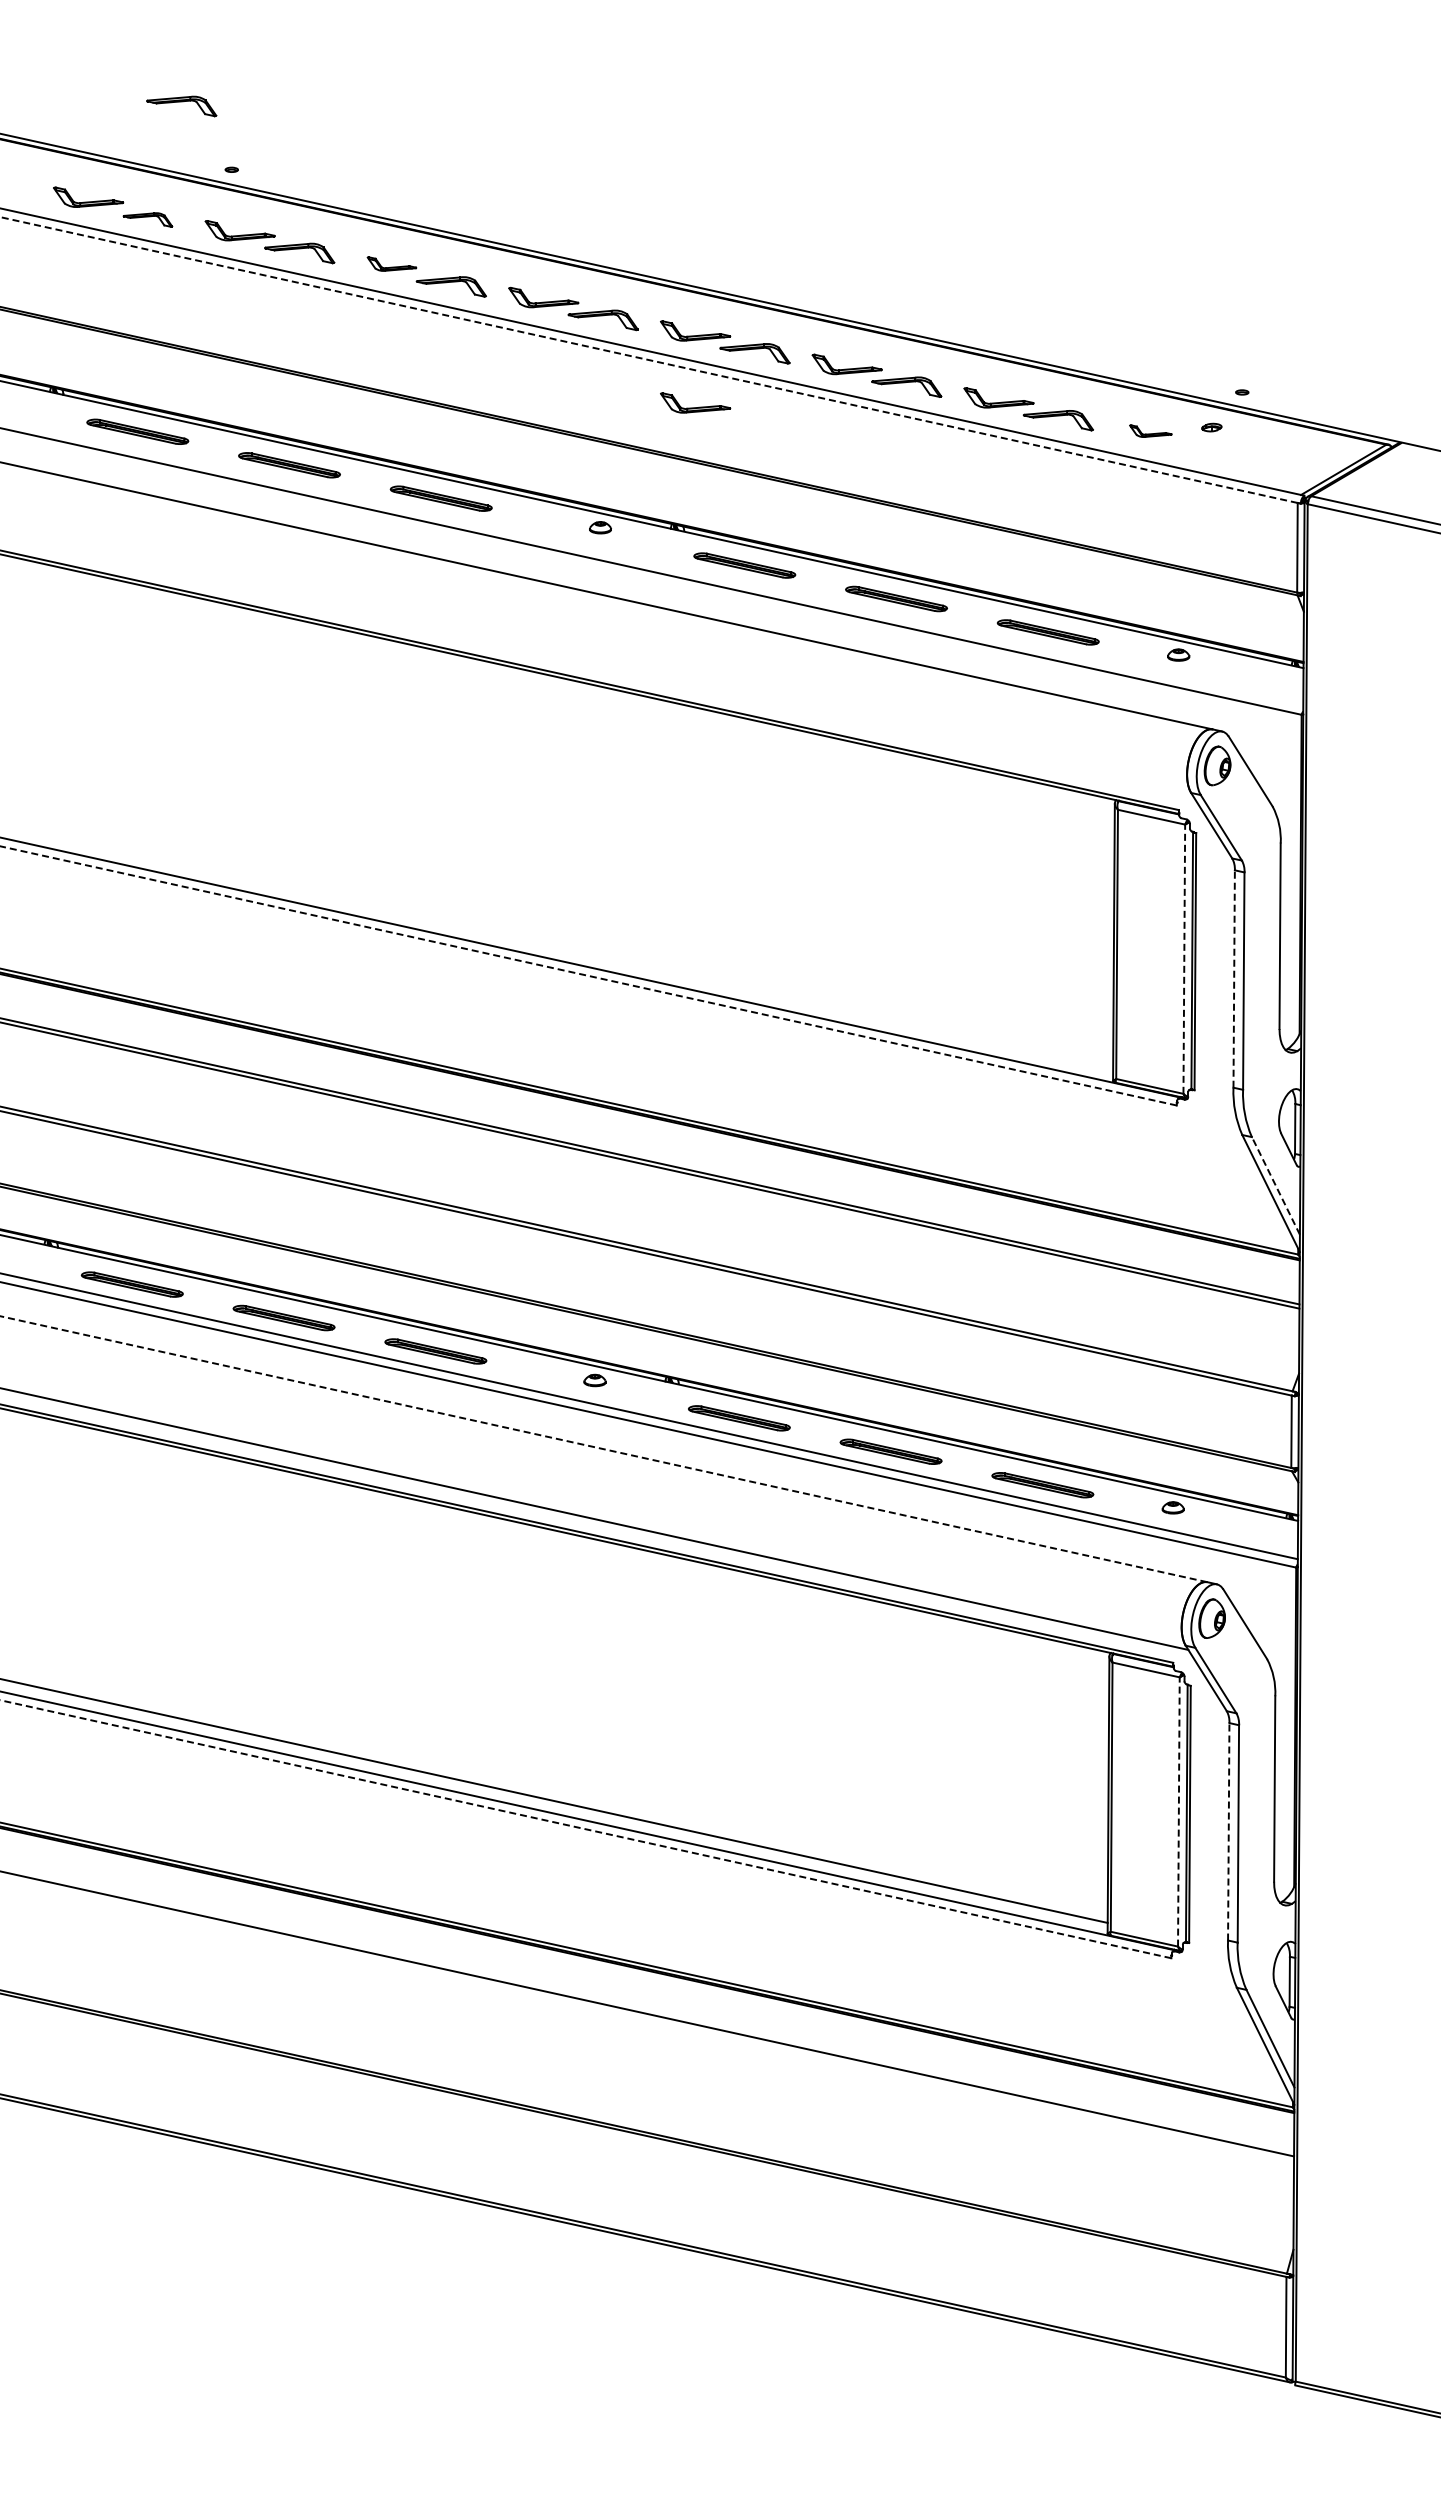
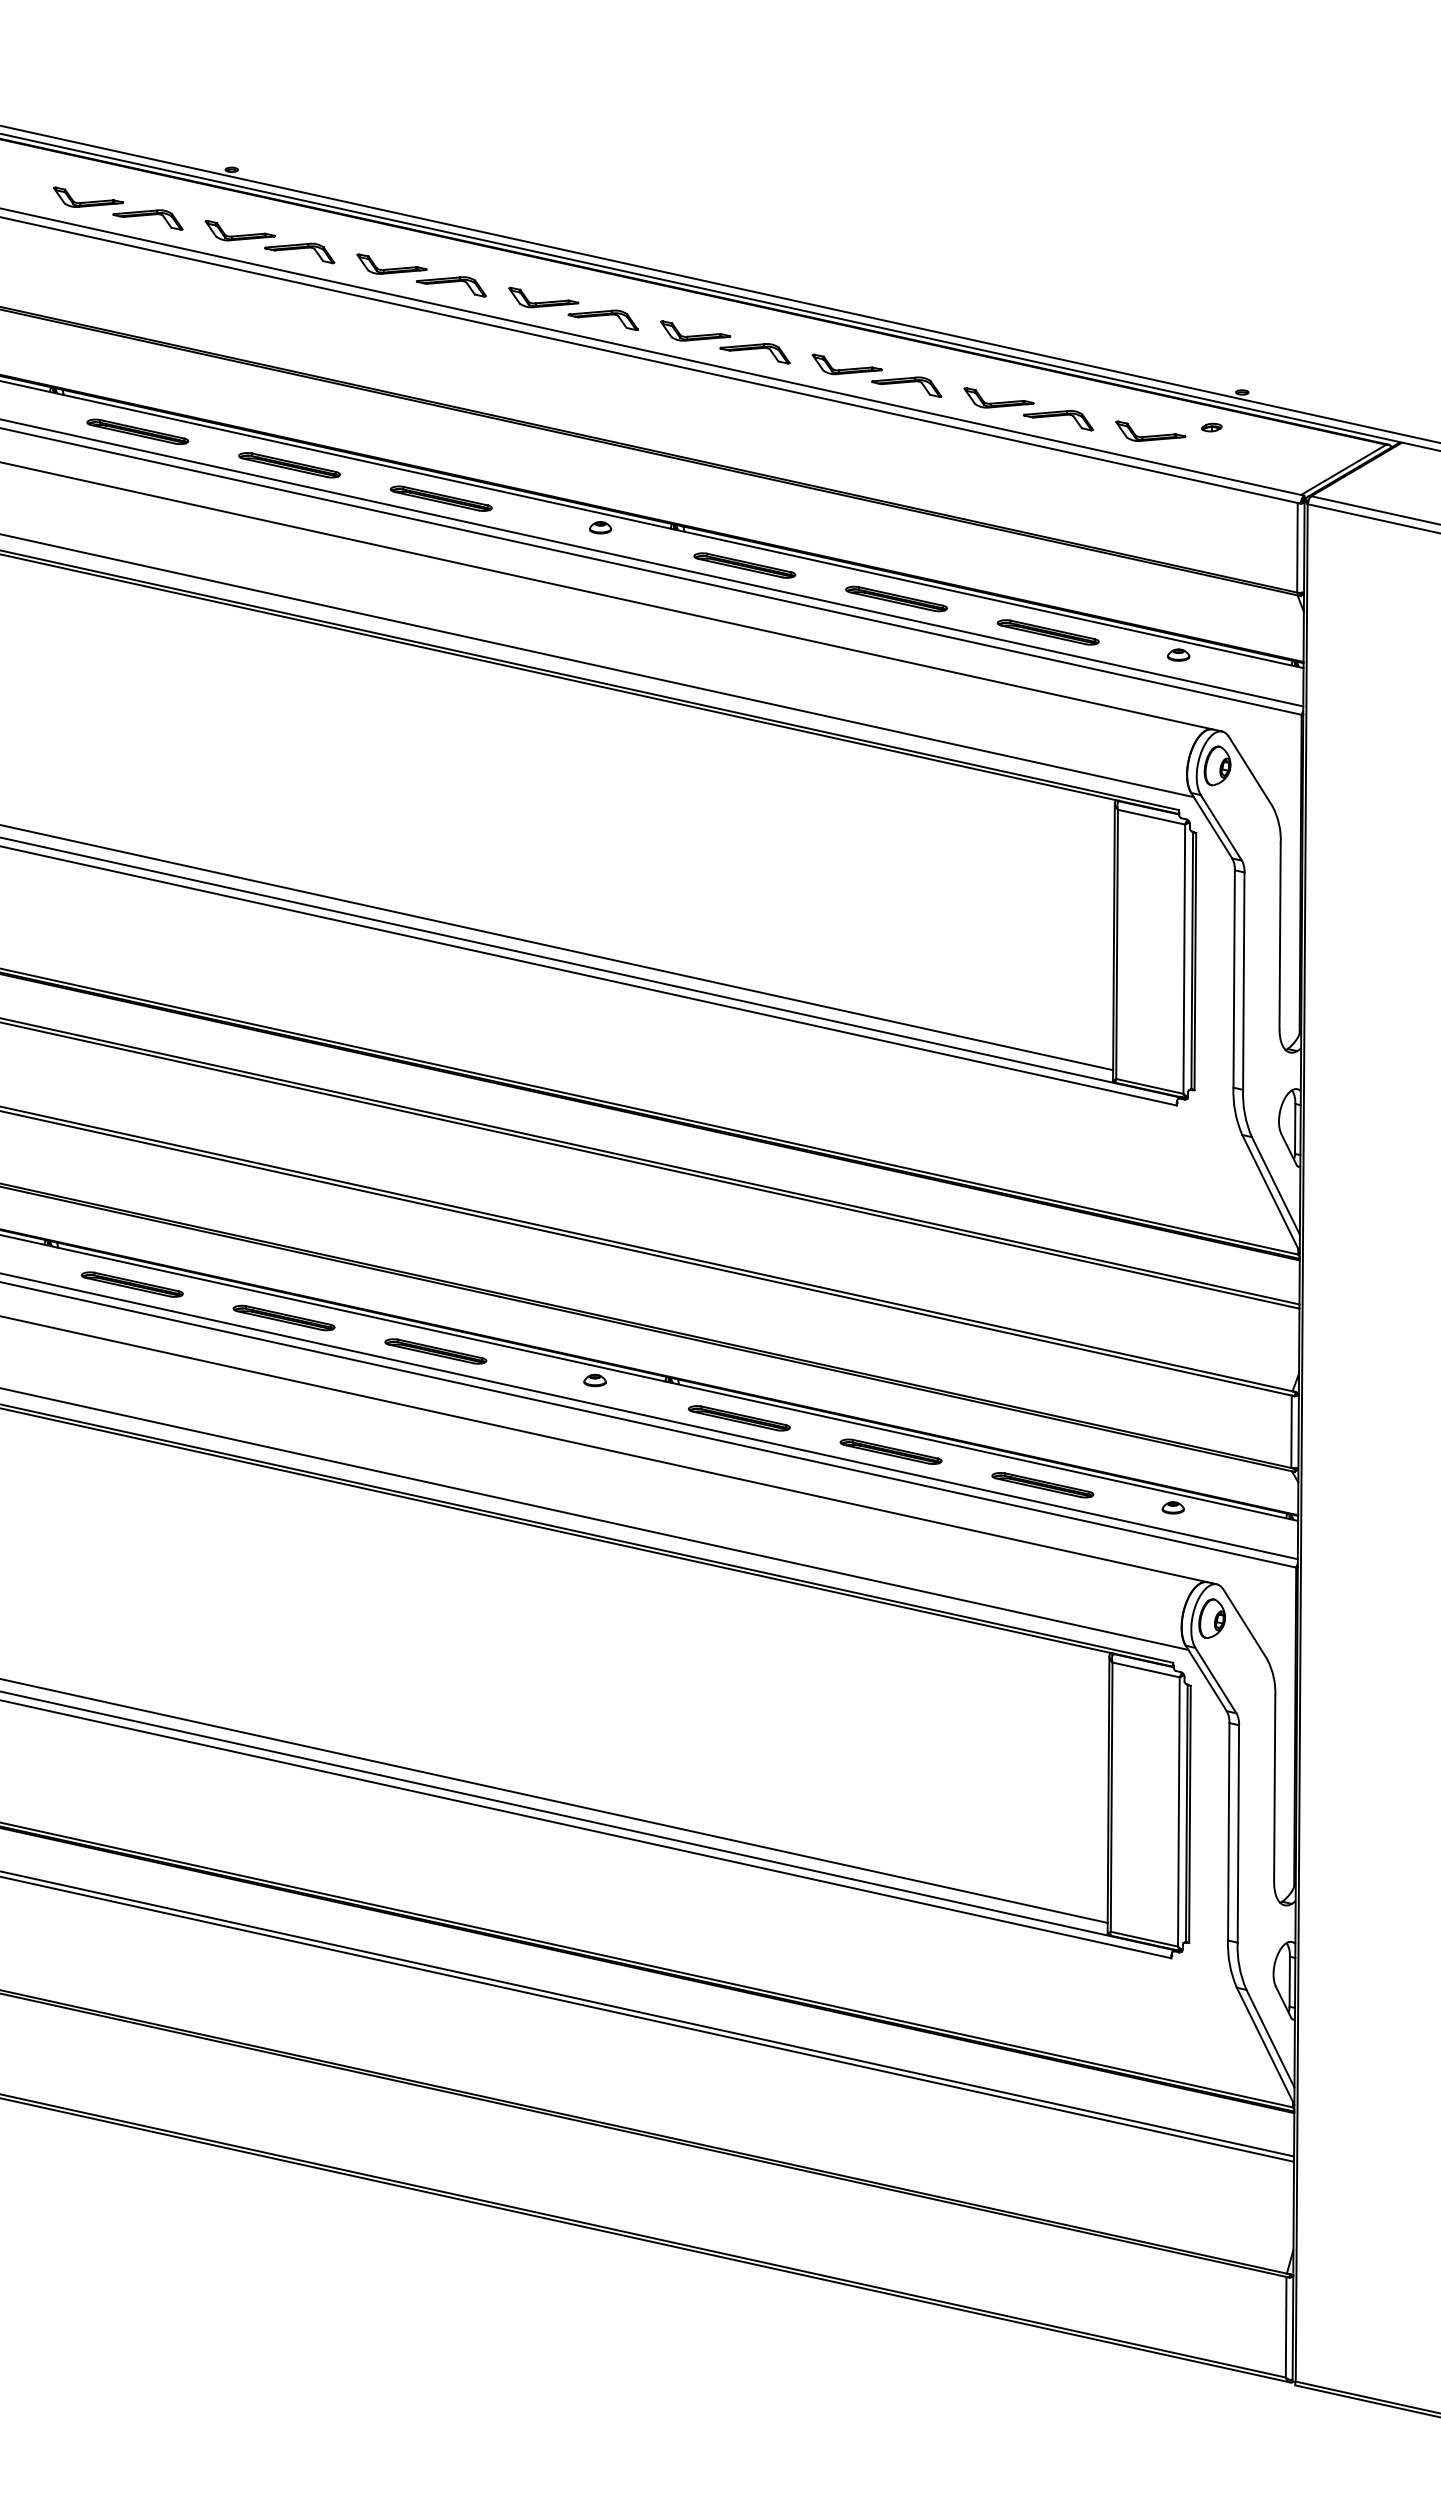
part: present -> none (181, 106)
part size: 52x16 px -> 72x22 px (147, 219)
part size: 52x16 px -> 72x22 px (391, 263)
line: none -> present (719, 284)
line: dashed -> solid (648, 359)
part: present -> none (695, 402)
part size: 44x14 px -> 72x22 px (1150, 430)
line: none -> present (652, 562)
line: none -> present (597, 665)
line: none -> present (557, 947)
line: dashed -> solid (1184, 959)
line: dashed -> solid (587, 975)
line: dashed -> solid (1234, 979)
line: dashed -> solid (1275, 1185)
line: dashed -> solid (603, 1449)
line: dashed -> solid (1178, 1811)
line: dashed -> solid (585, 1829)
line: dashed -> solid (1228, 1831)
line: none -> present (648, 2019)
